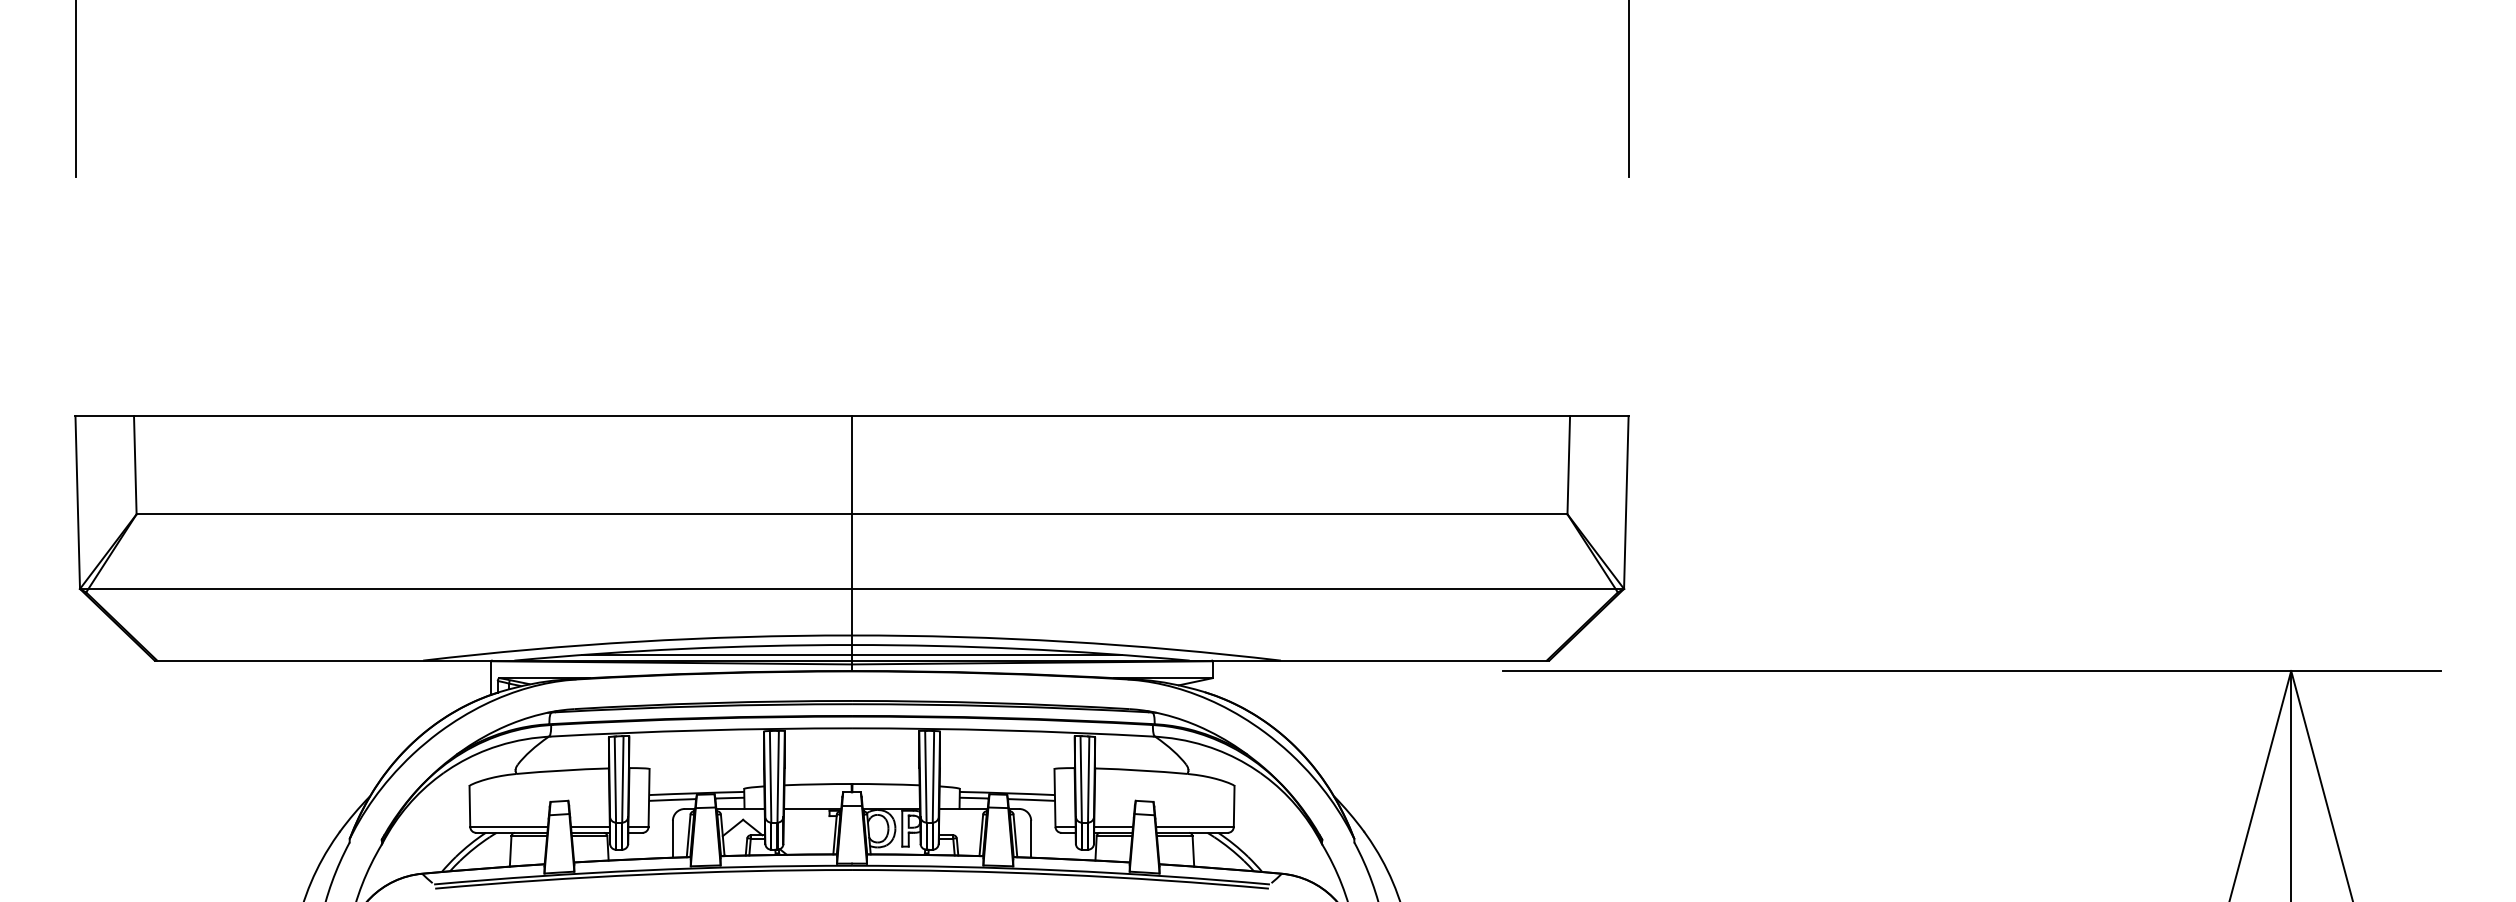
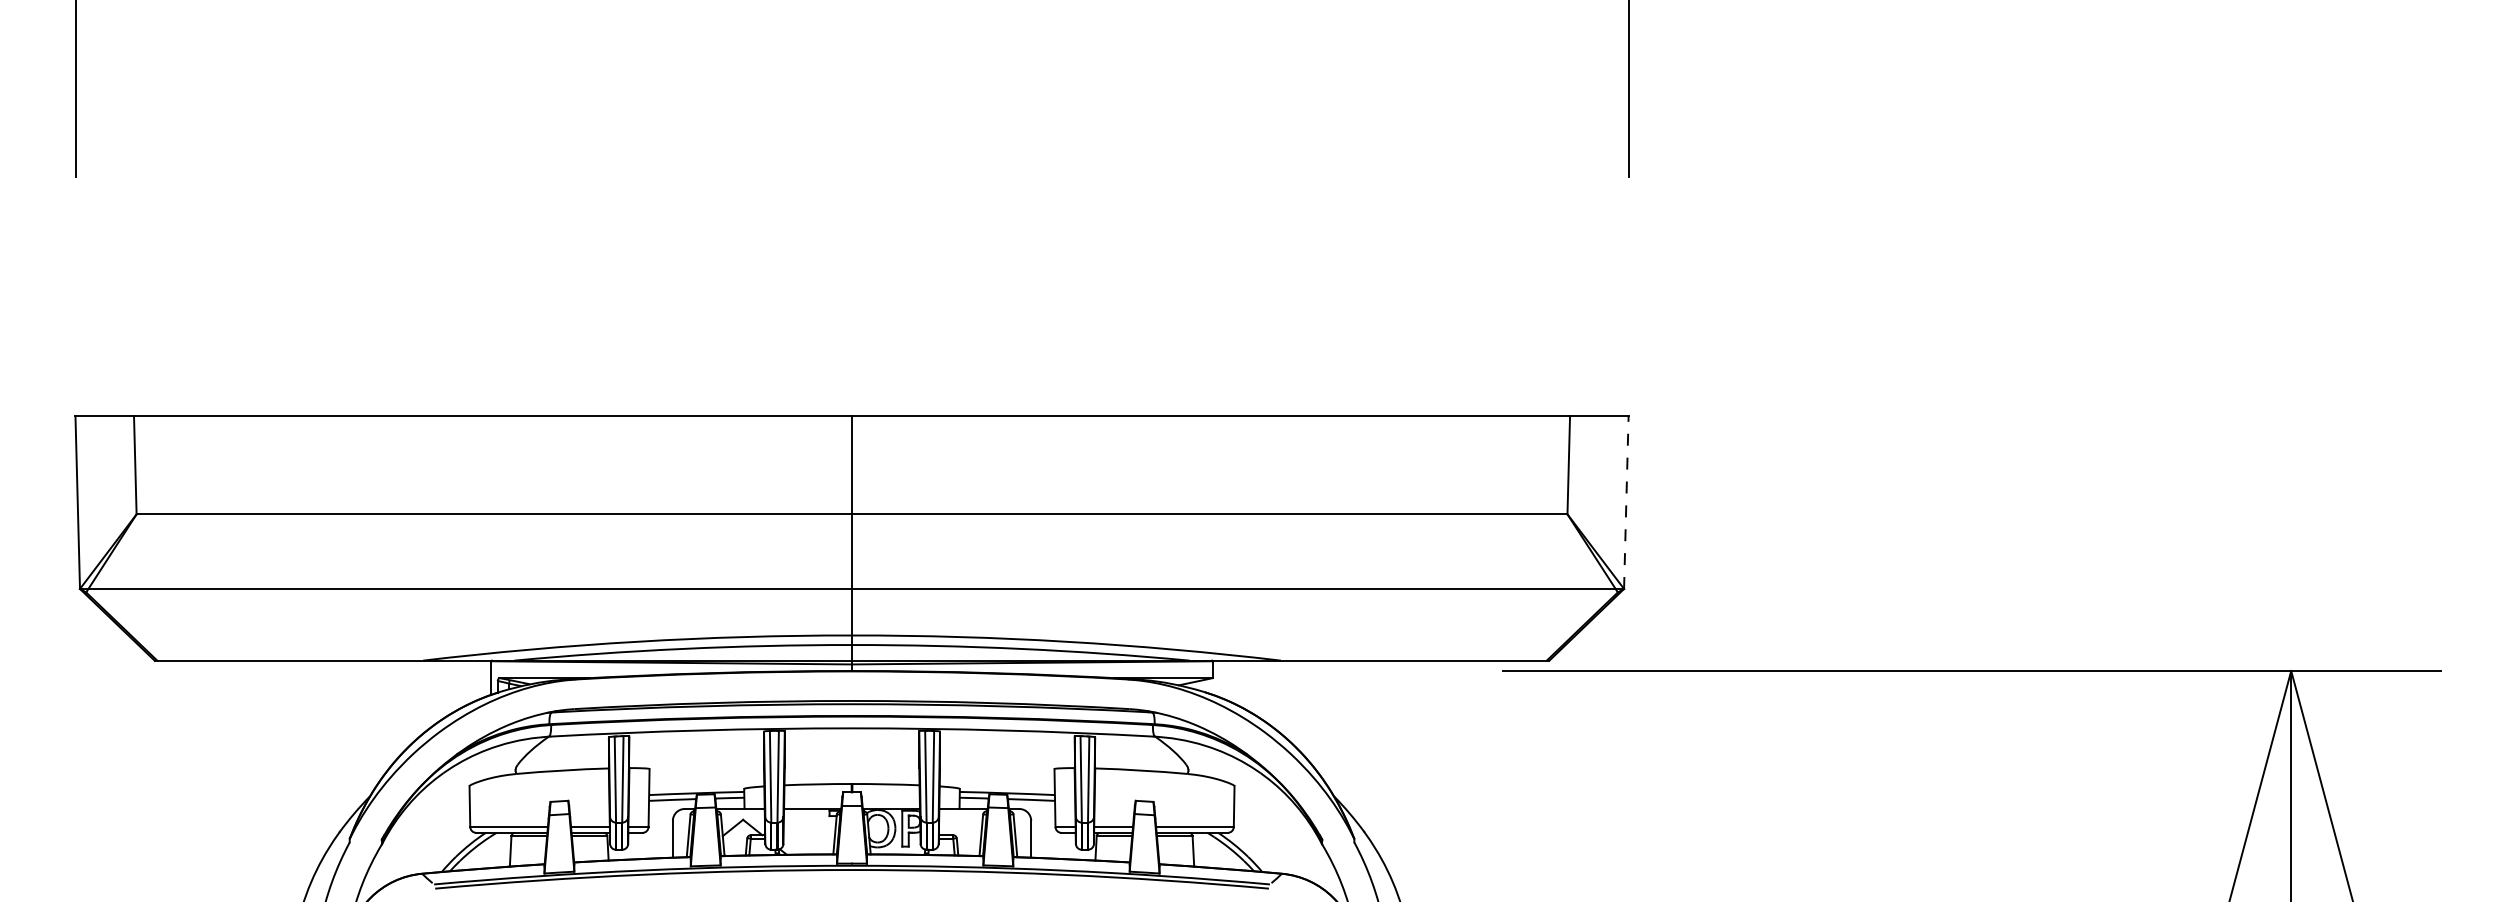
line: solid -> dashed (1626, 502)
line: present -> none (851, 654)
